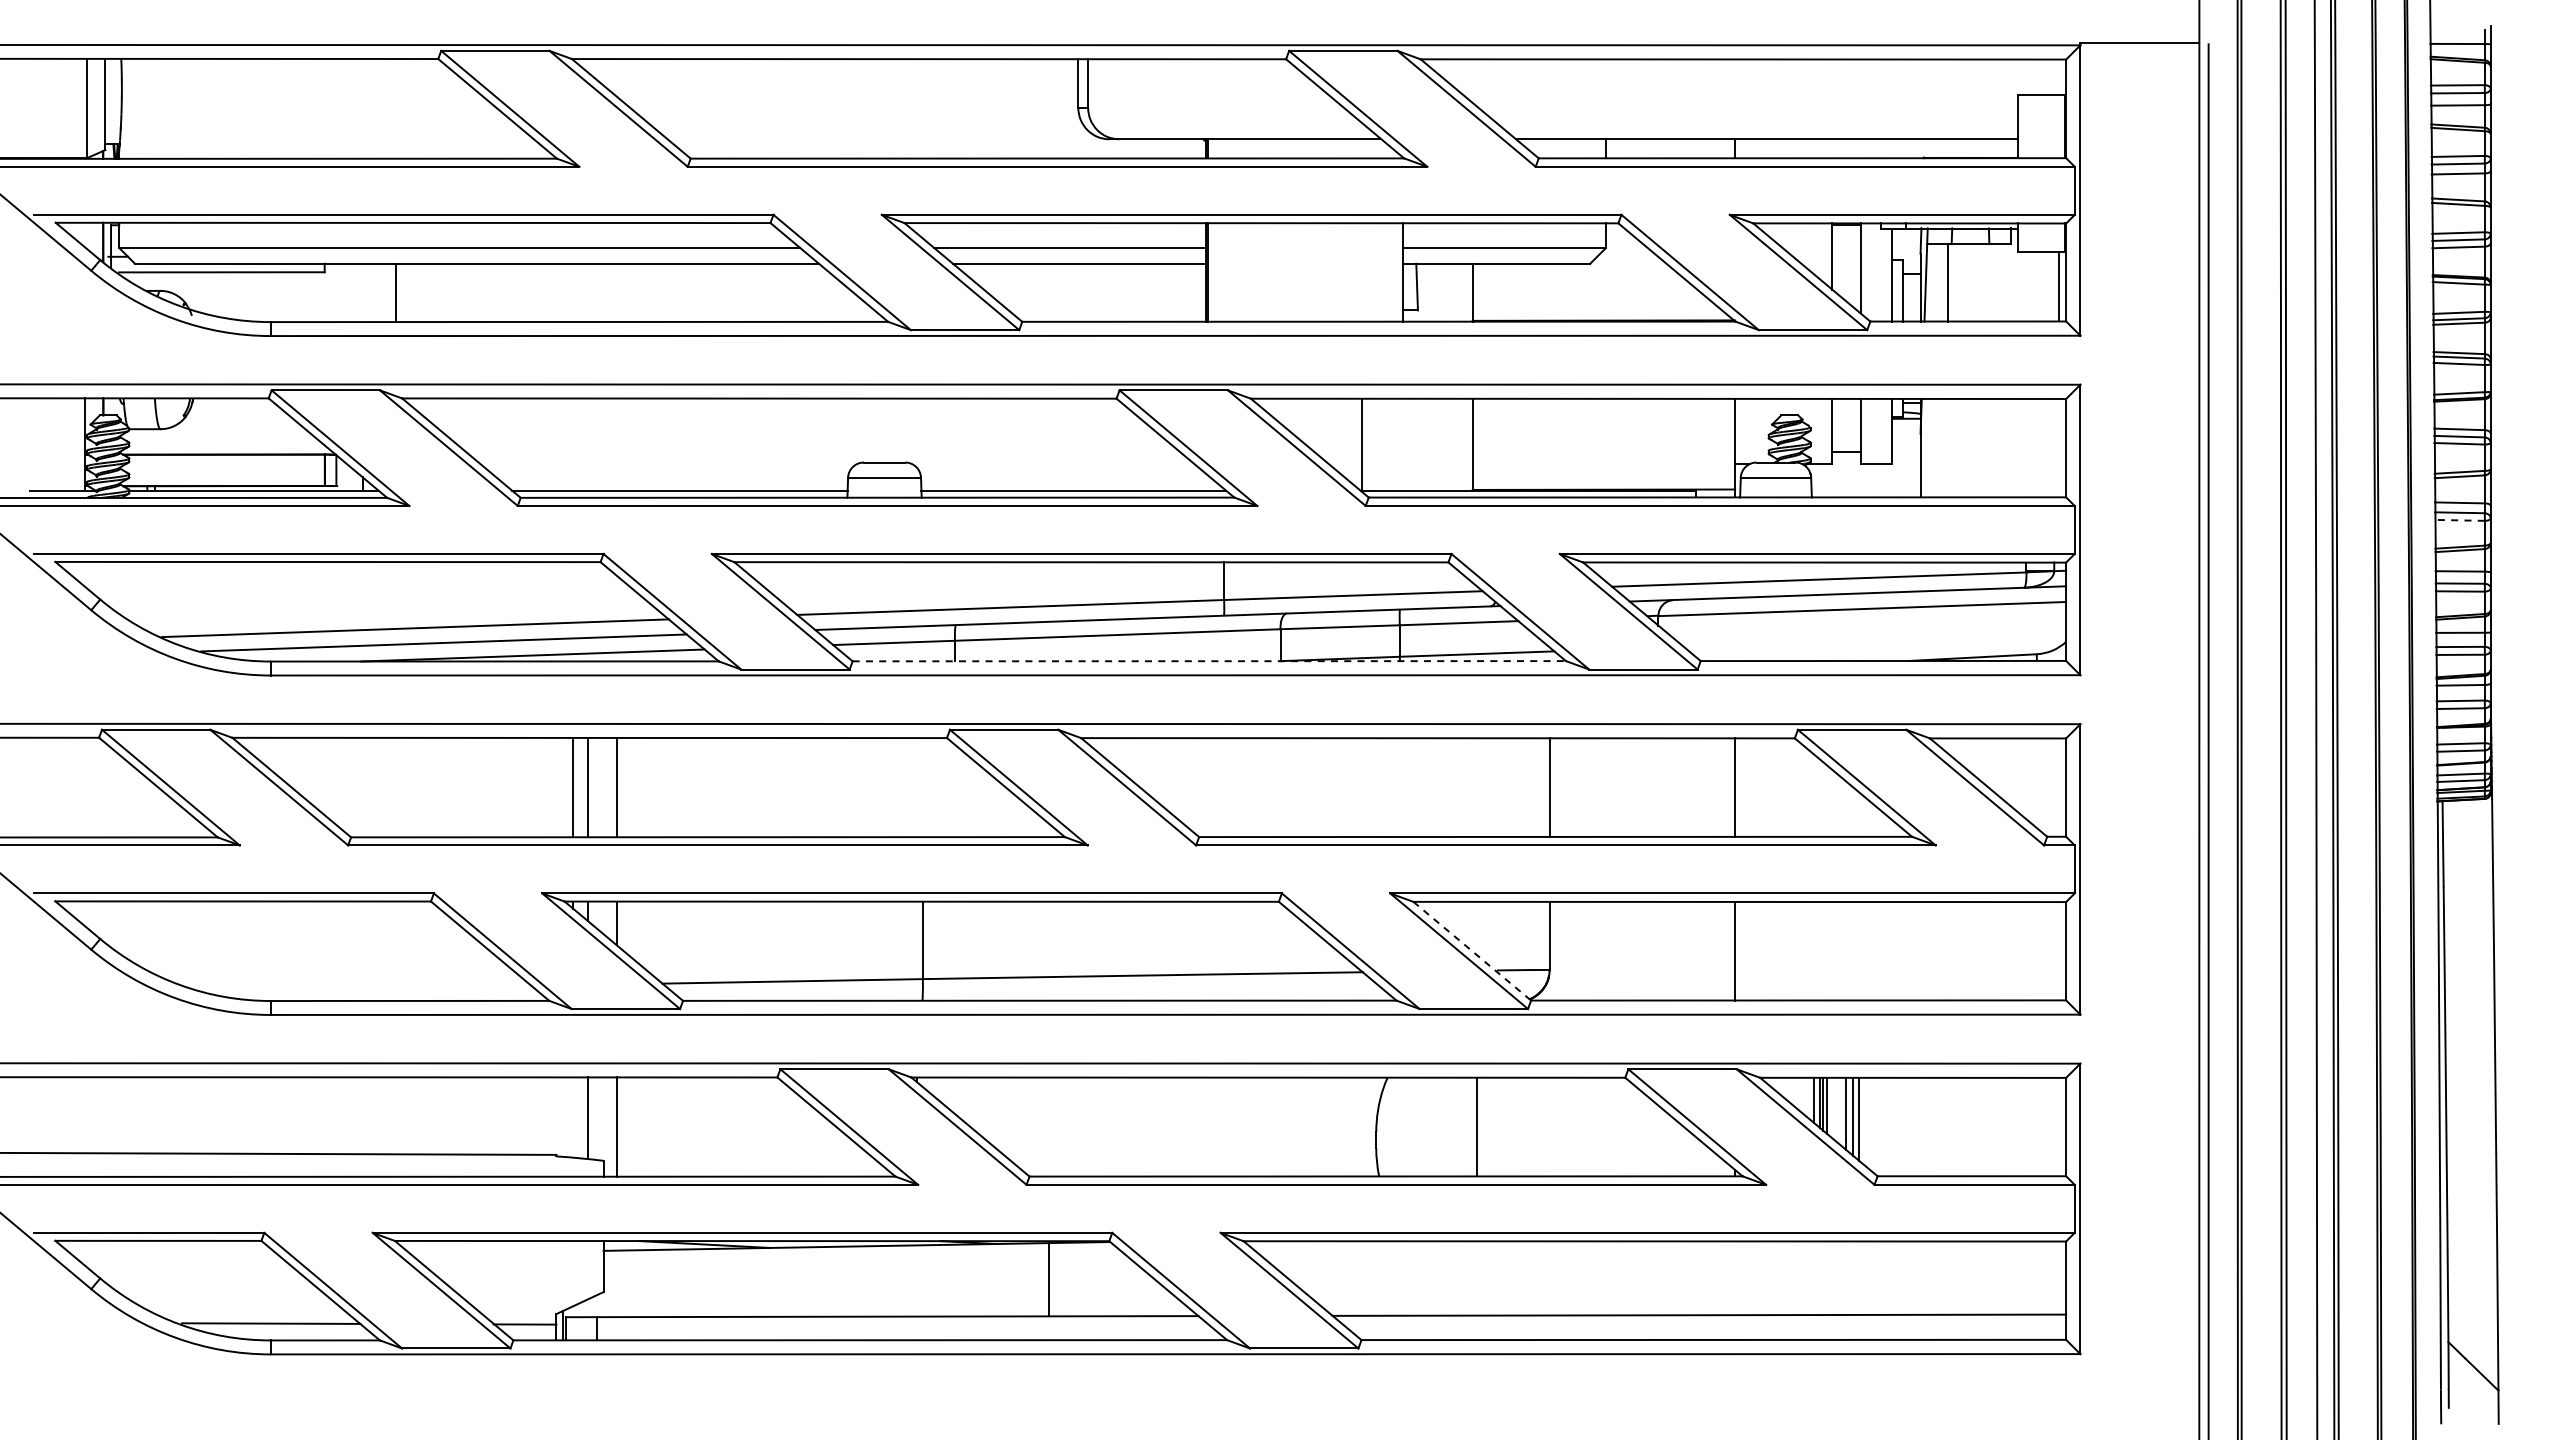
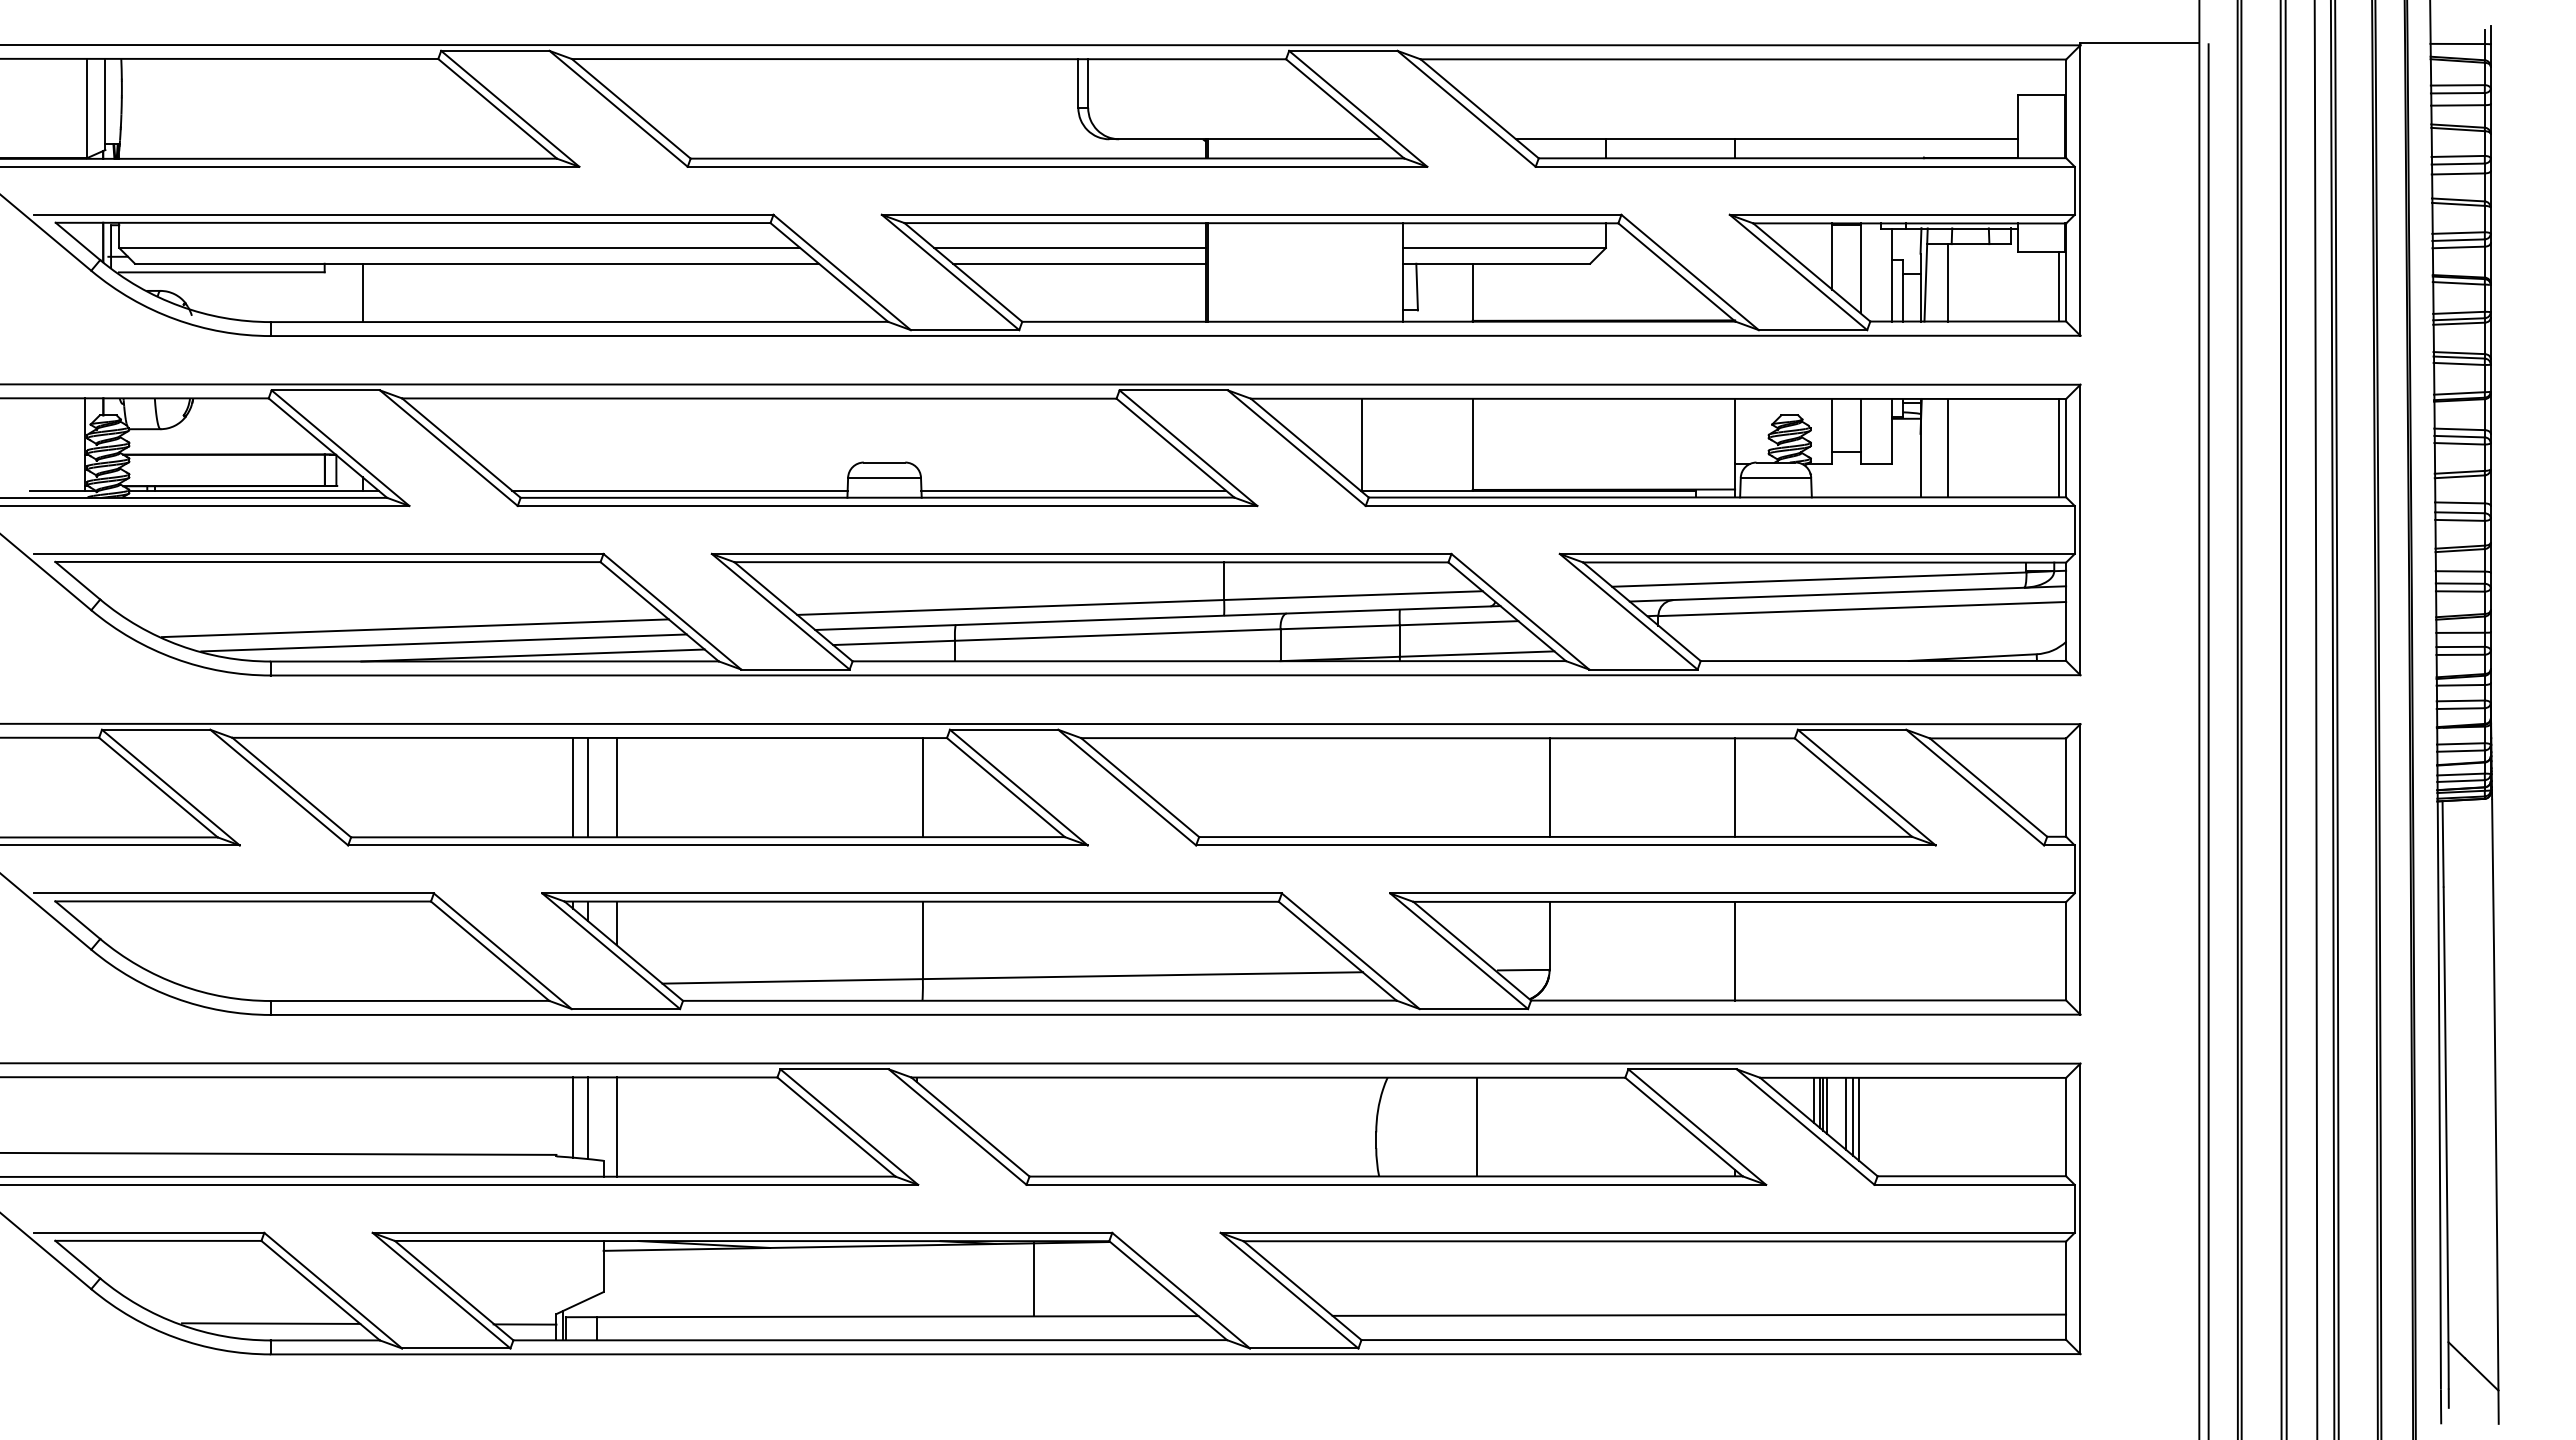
line position: (395, 292) -> (362, 292) (362, 292)
line: none -> present (1948, 447)
line: none -> present (2058, 448)
line: dashed -> solid (2459, 520)
line: dashed -> solid (1209, 661)
line: none -> present (922, 787)
line: dashed -> solid (1472, 951)
line: none -> present (573, 1117)
line position: (1049, 1279) -> (1034, 1279) (1034, 1279)
